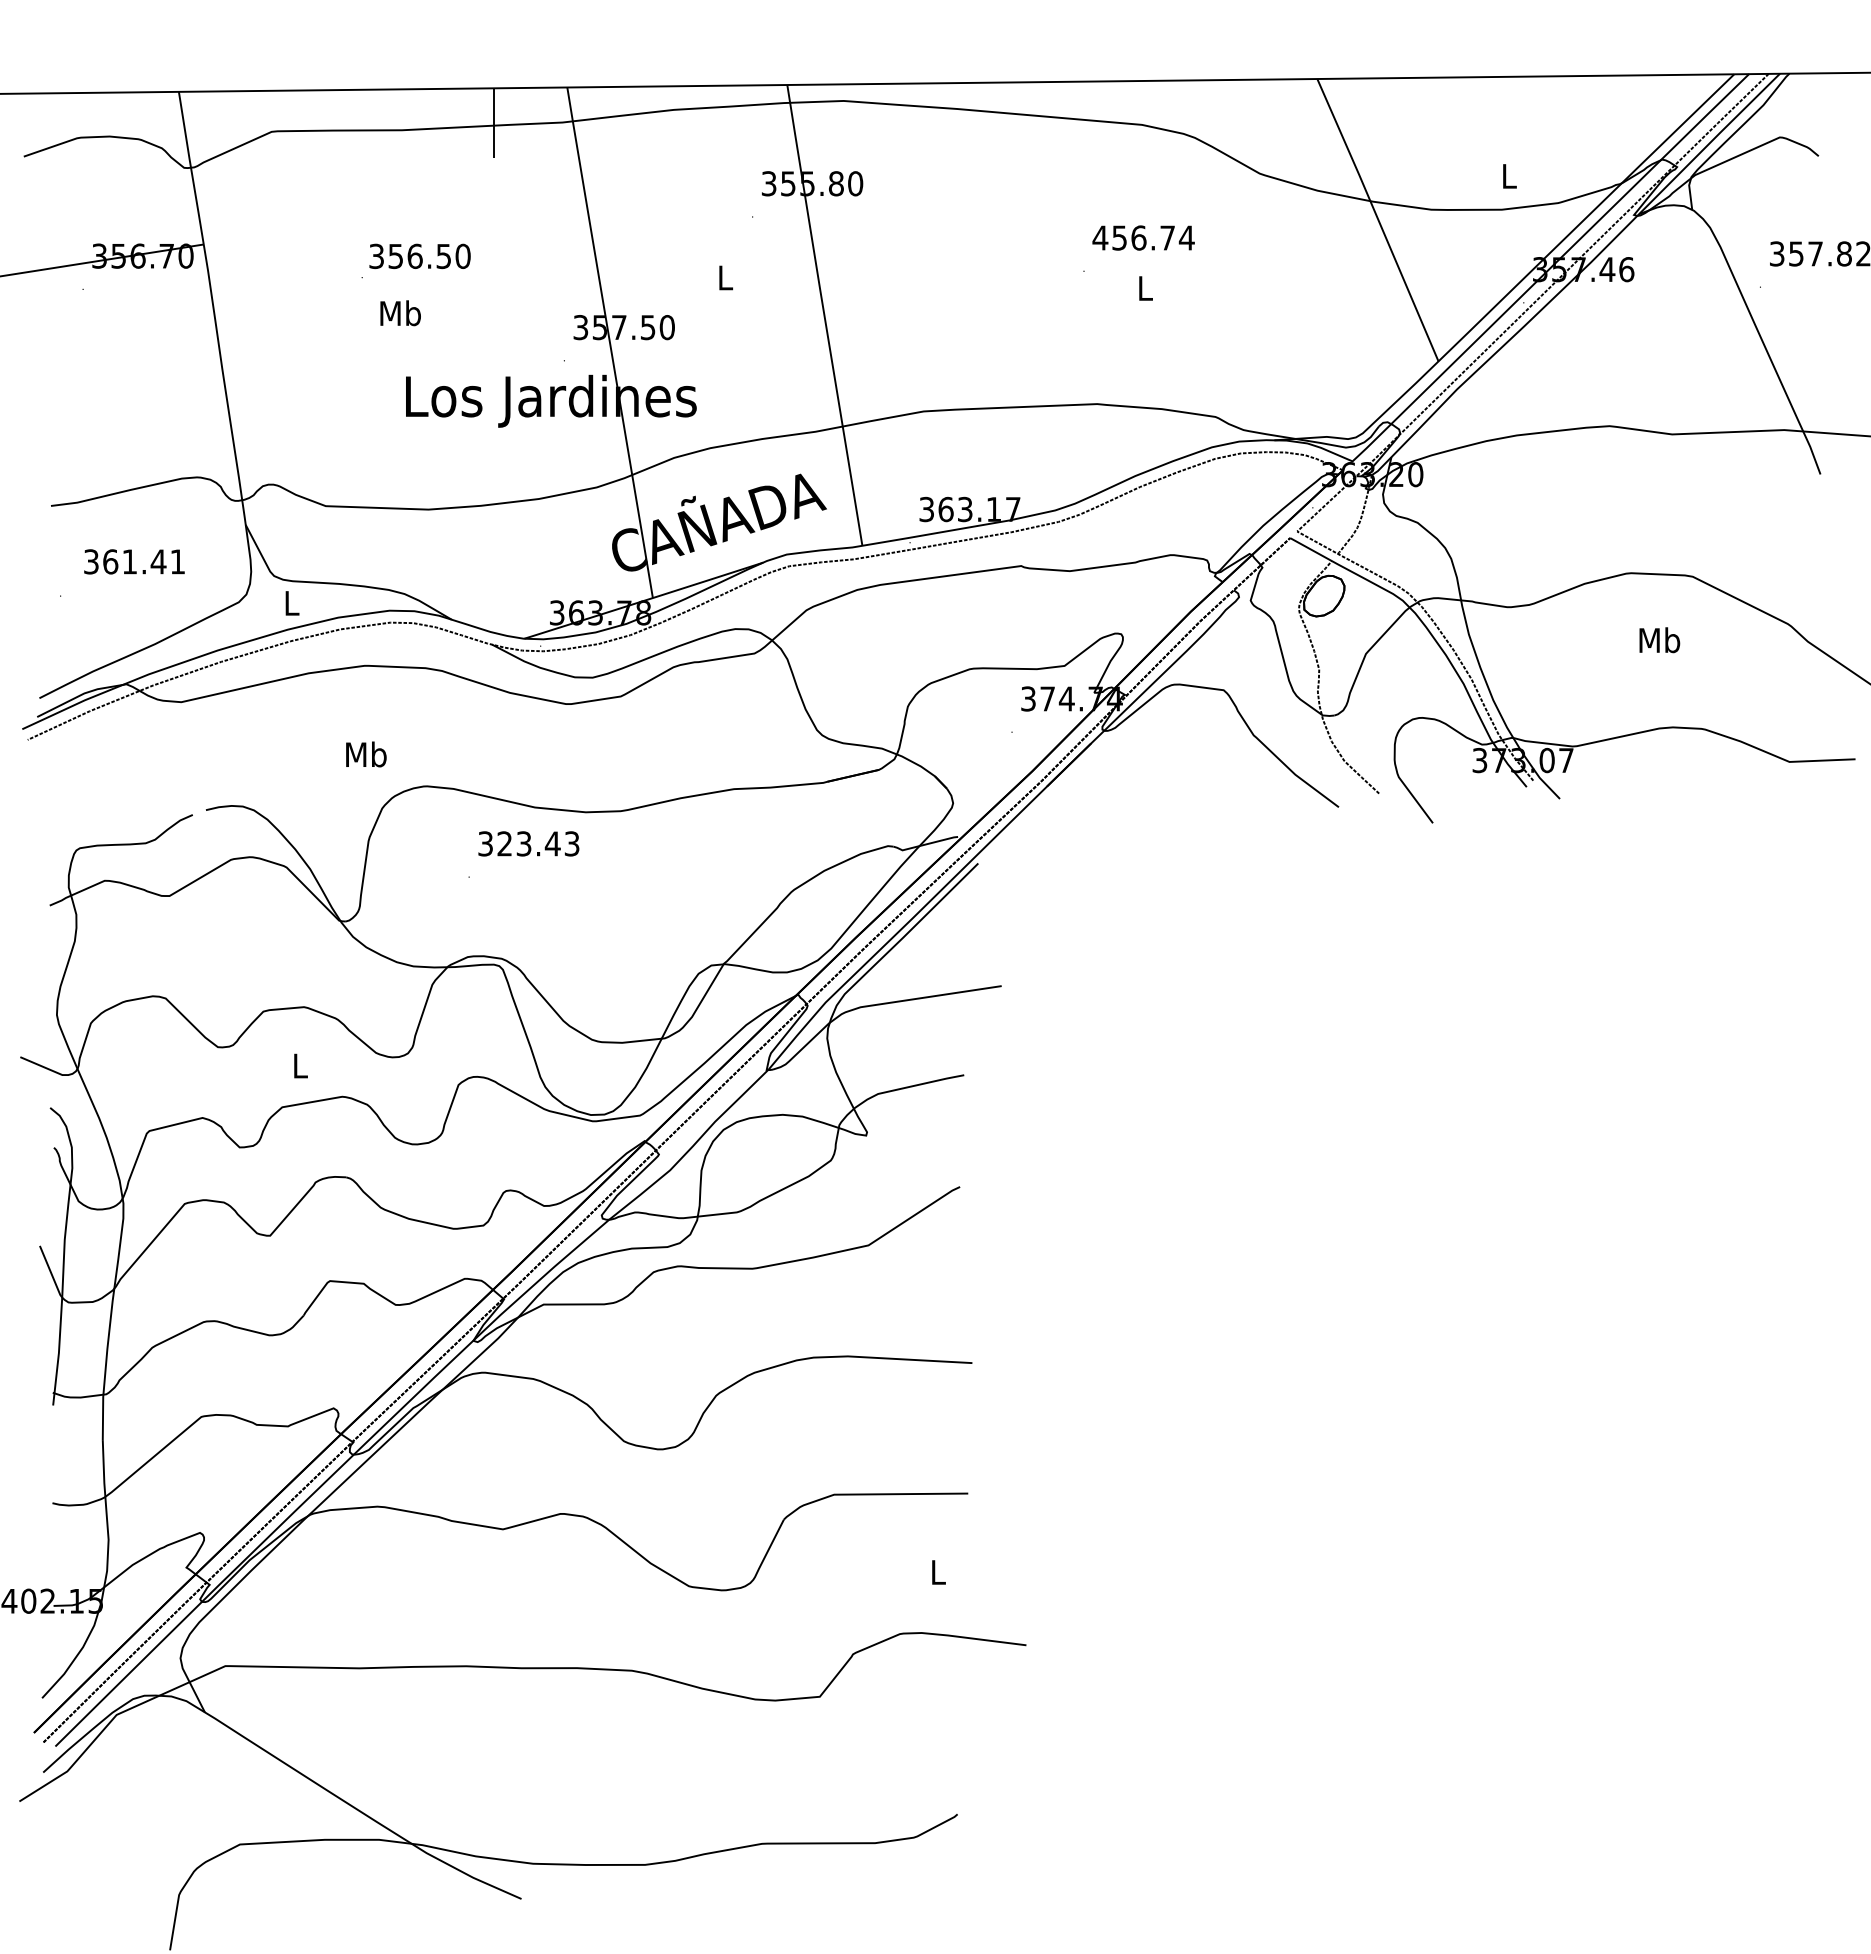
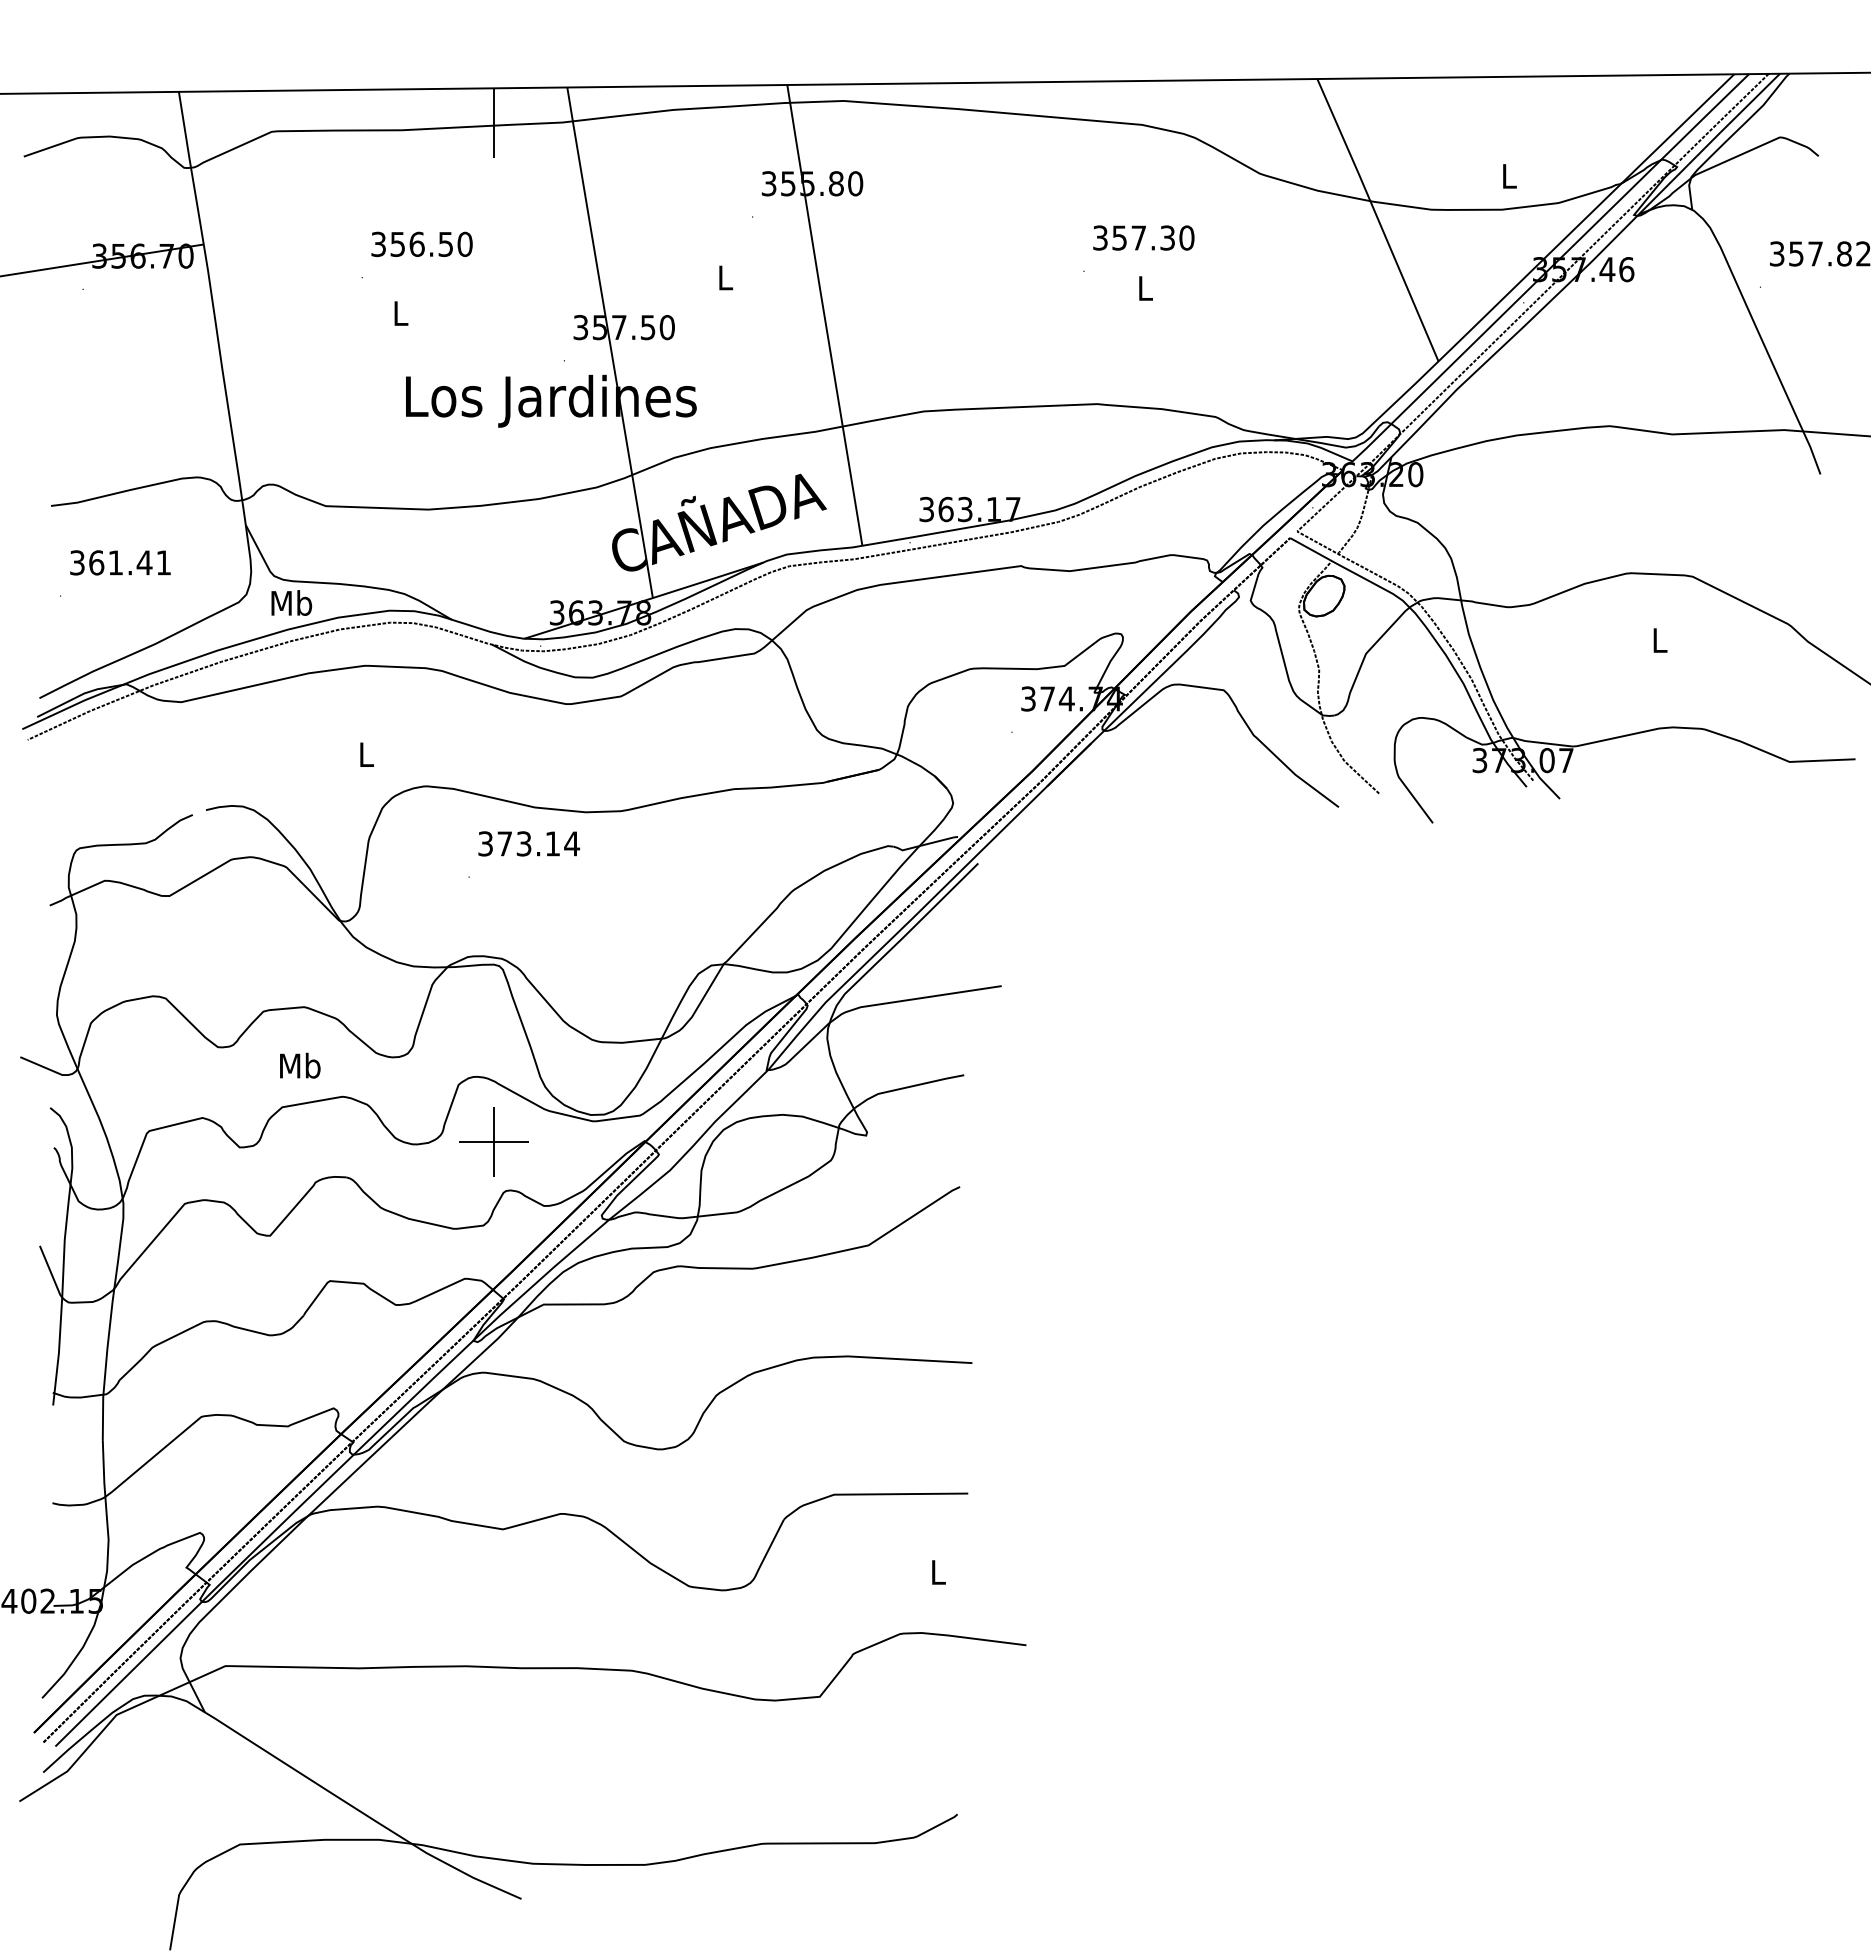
text: 456.74 -> 357.30 (1143, 237)
text position: (419, 256) -> (421, 244) (421, 244)
text: Mb -> L (400, 313)
text position: (134, 561) -> (120, 562) (120, 562)
text: L -> Mb (291, 602)
text: Mb -> L (1659, 640)
text: Mb -> L (366, 754)
text: 323.43 -> 373.14 (538, 843)
text: L -> Mb (300, 1065)
part: none -> present (493, 1141)
